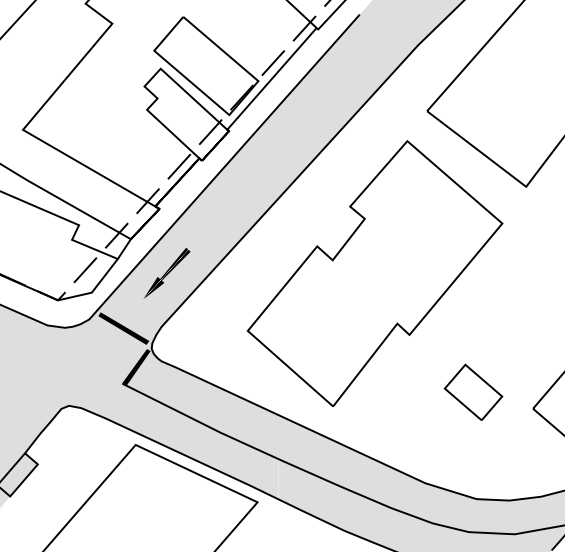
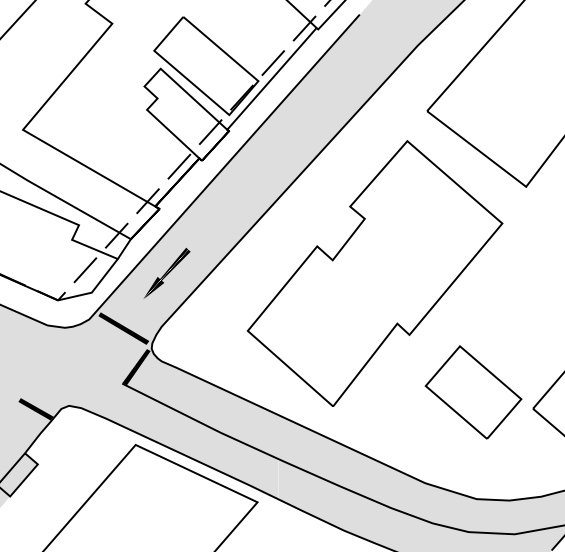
part size: 61x58 px -> 99x95 px (473, 392)
fill: none -> present (35, 409)
